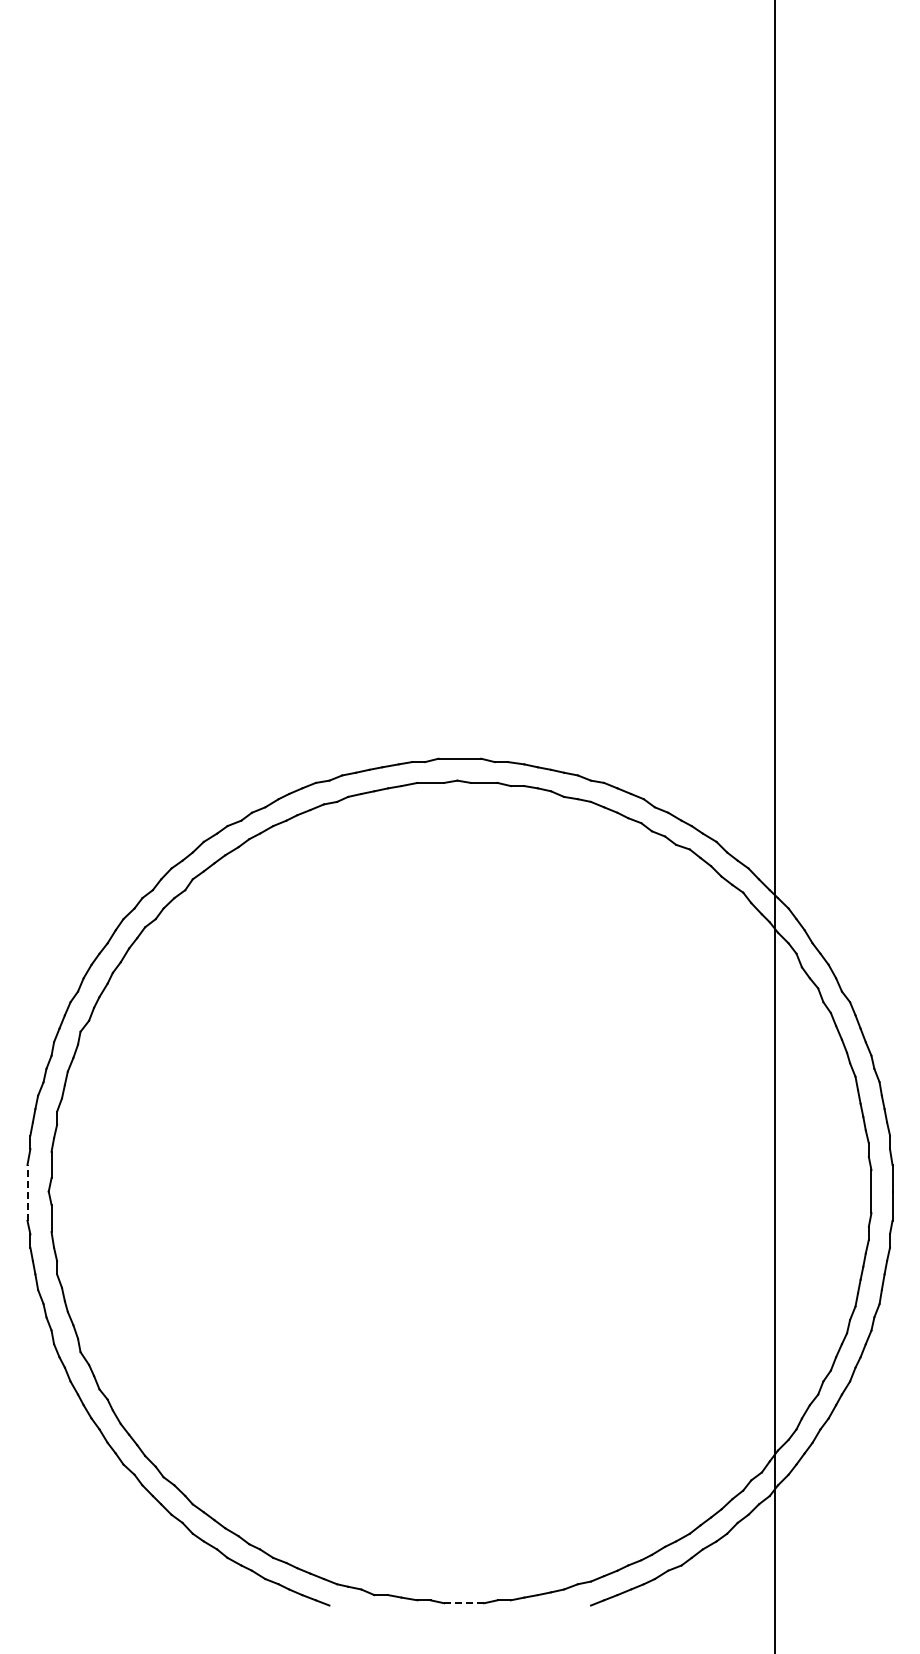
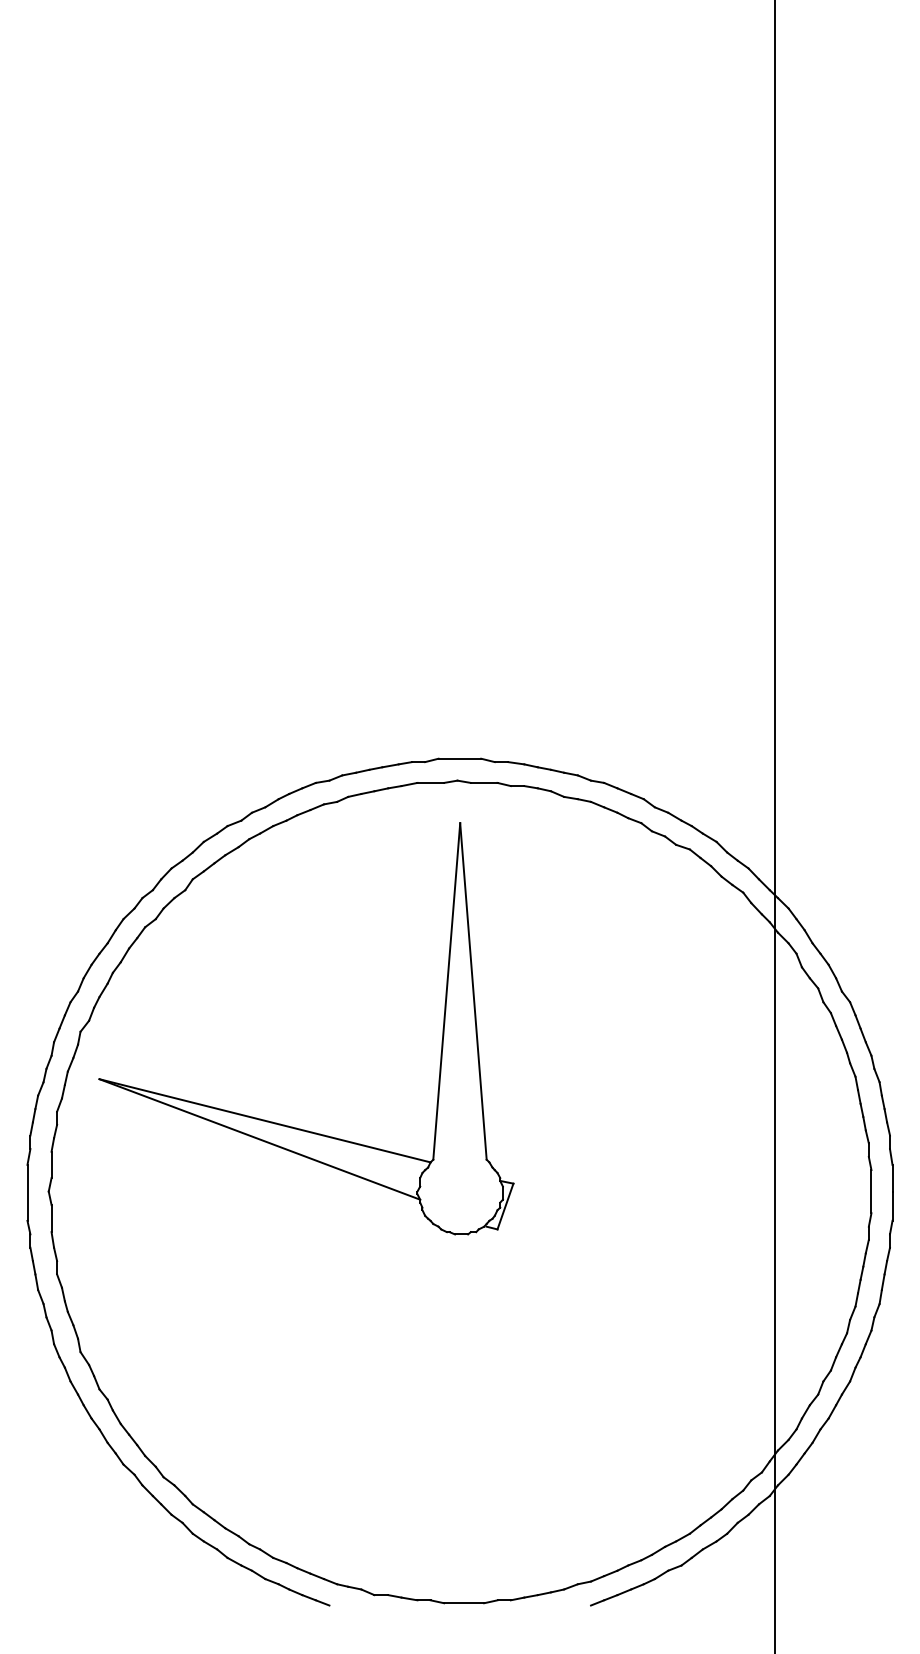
part: none -> present (284, 1124)
line: dashed -> solid (27, 1192)
line: dashed -> solid (464, 1603)
